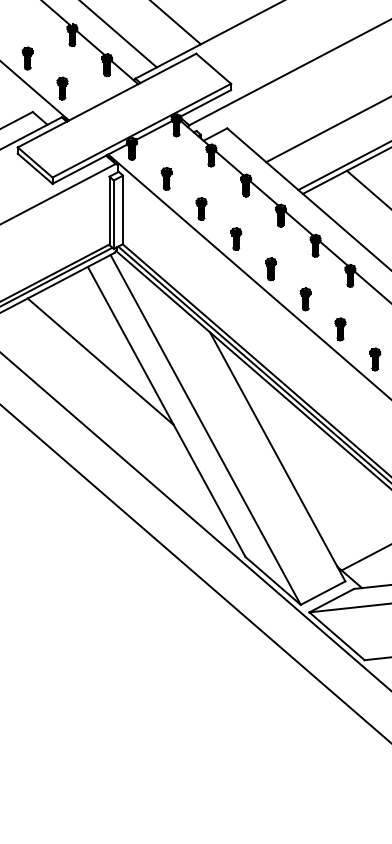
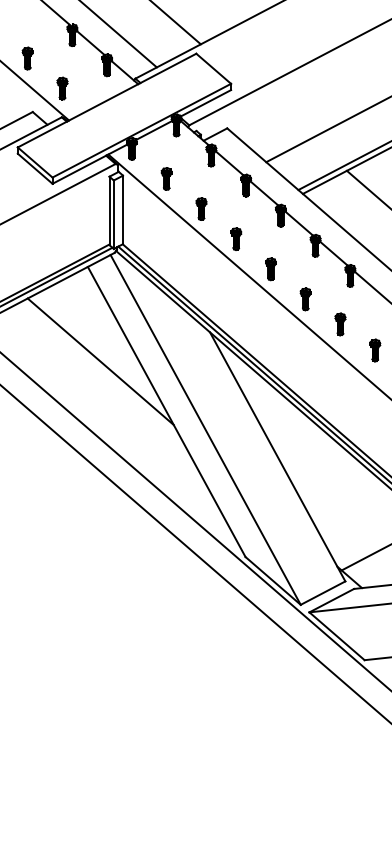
part position: (340, 329) -> (340, 324) (340, 324)
part position: (375, 359) -> (375, 350) (375, 350)
line position: (195, 573) -> (195, 553) (195, 553)
